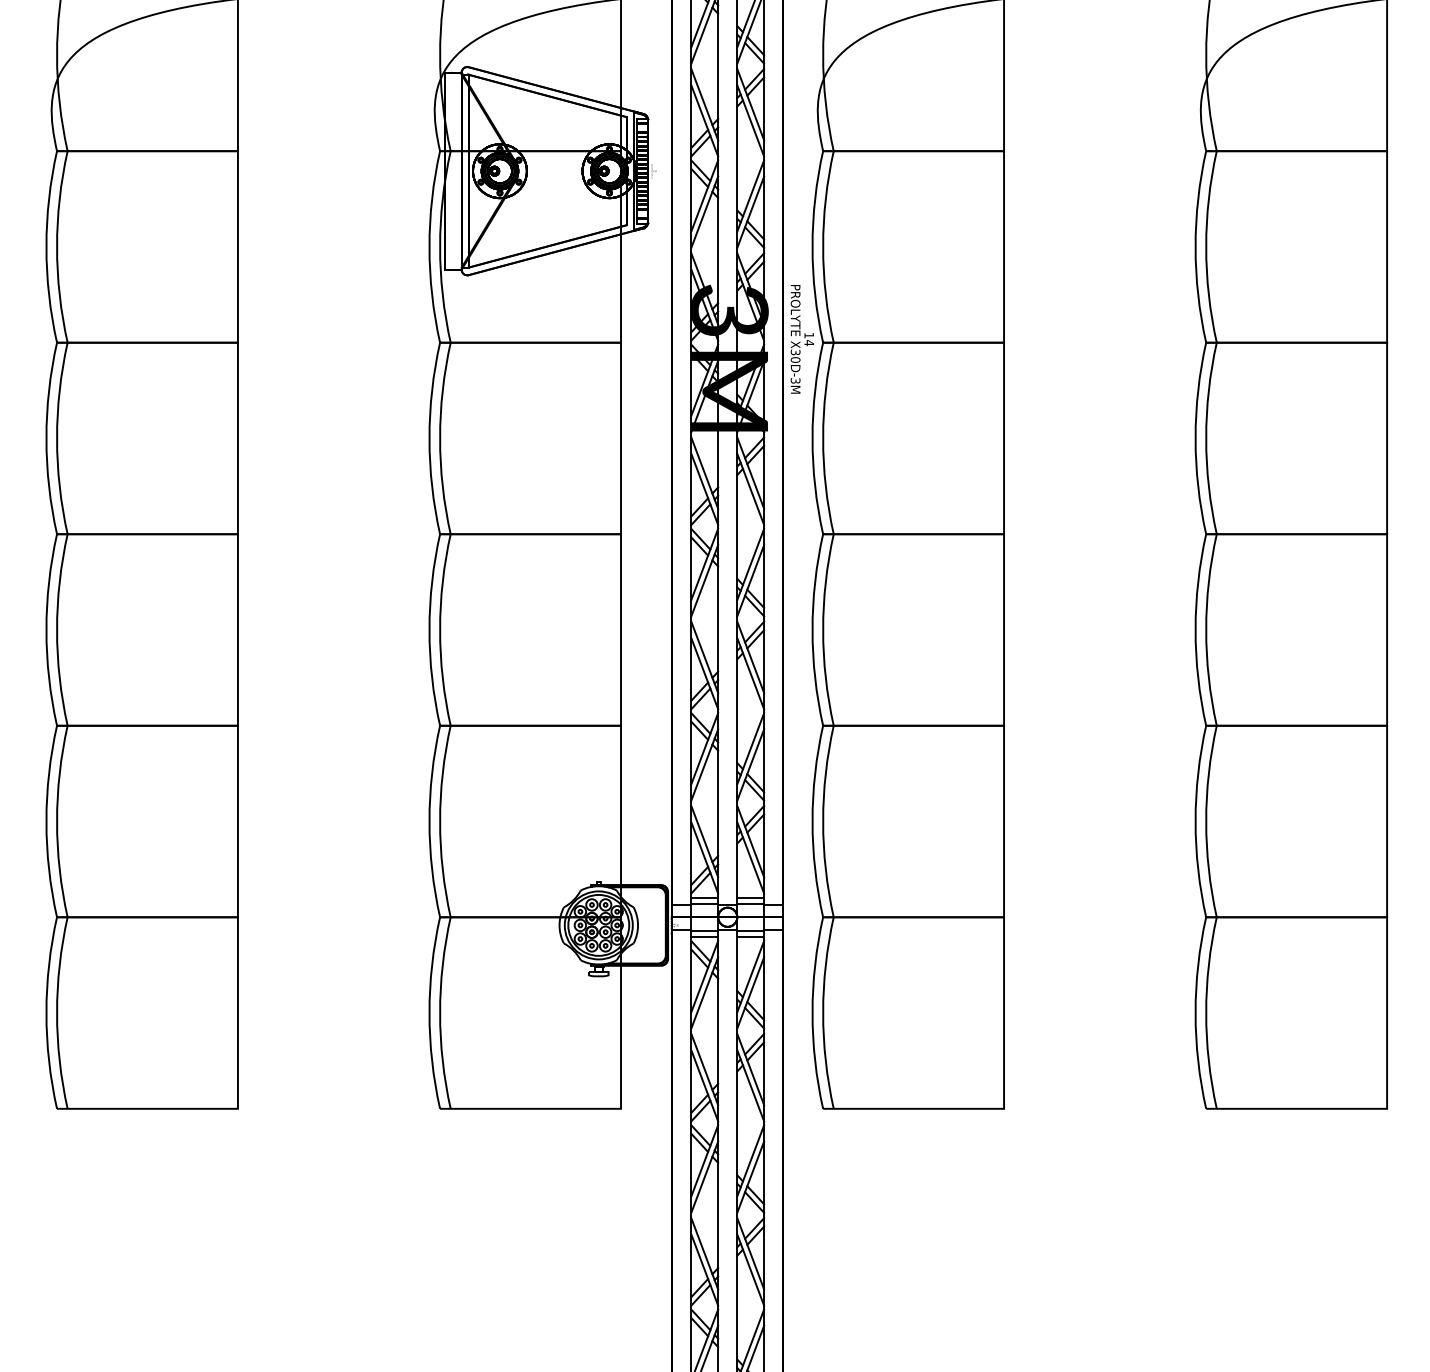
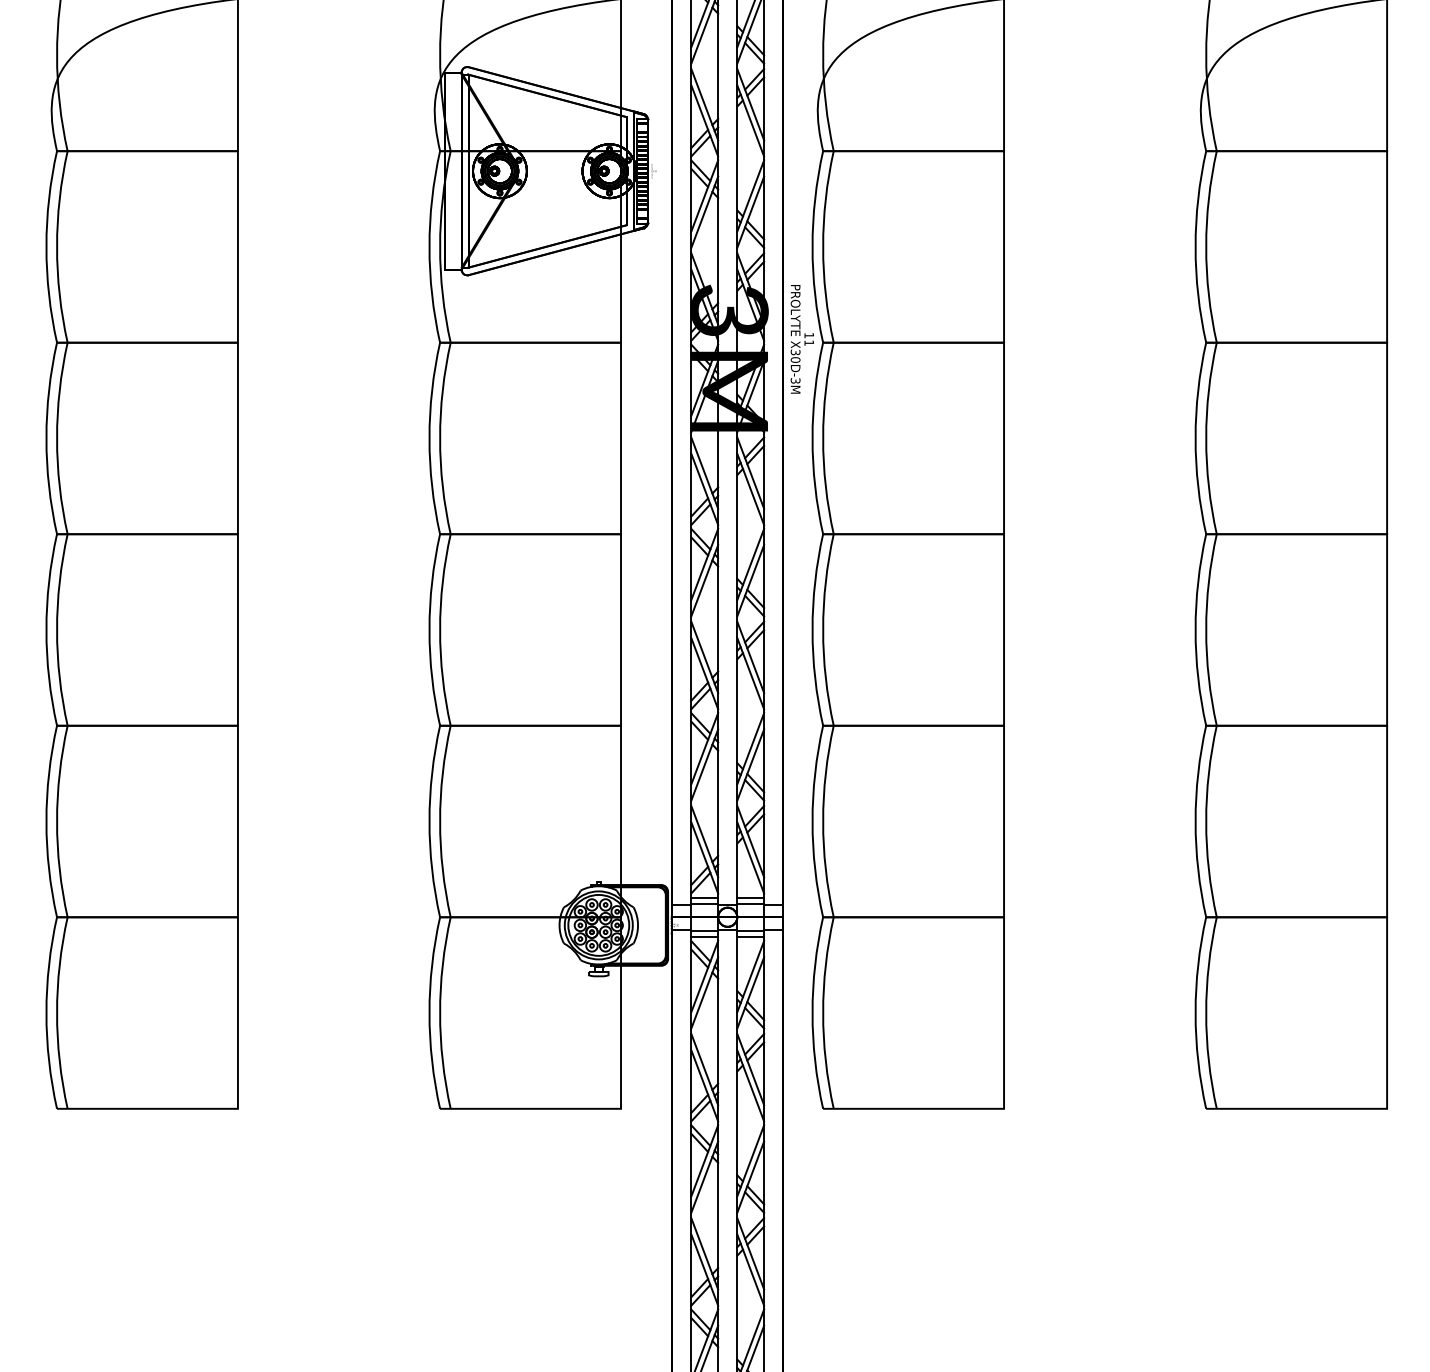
text: 14 -> 11 (808, 343)
